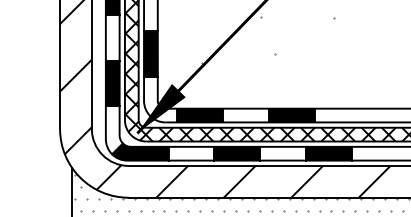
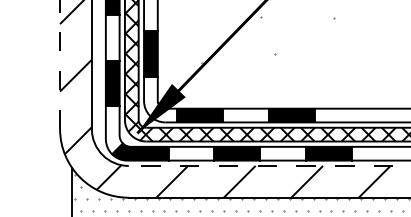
line: solid -> dashed (60, 64)
line: solid -> dashed (269, 165)
